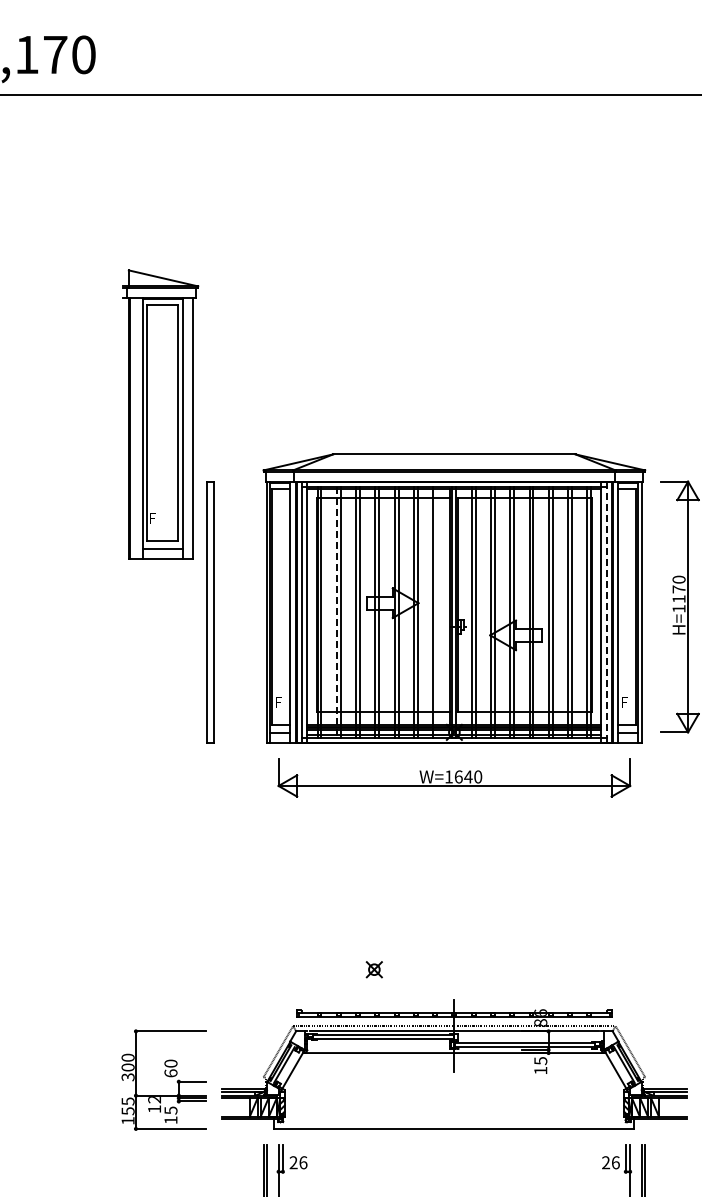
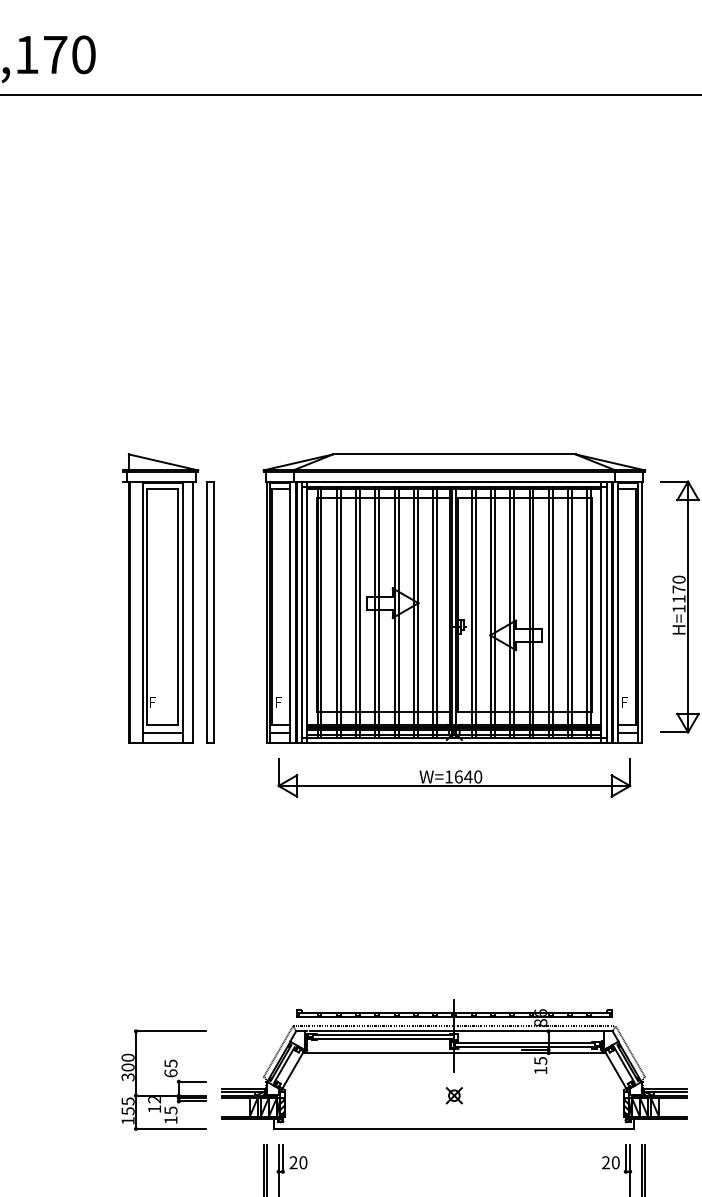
part position: (160, 414) -> (160, 598) (160, 598)
line: dashed -> solid (336, 612)
line: none -> present (437, 612)
line: dashed -> solid (606, 612)
part position: (373, 969) -> (453, 1095) (453, 1095)
text: 60 -> 65 (170, 1063)
text: 26 -> 20 (303, 1162)
text: 26 -> 20 (615, 1162)
